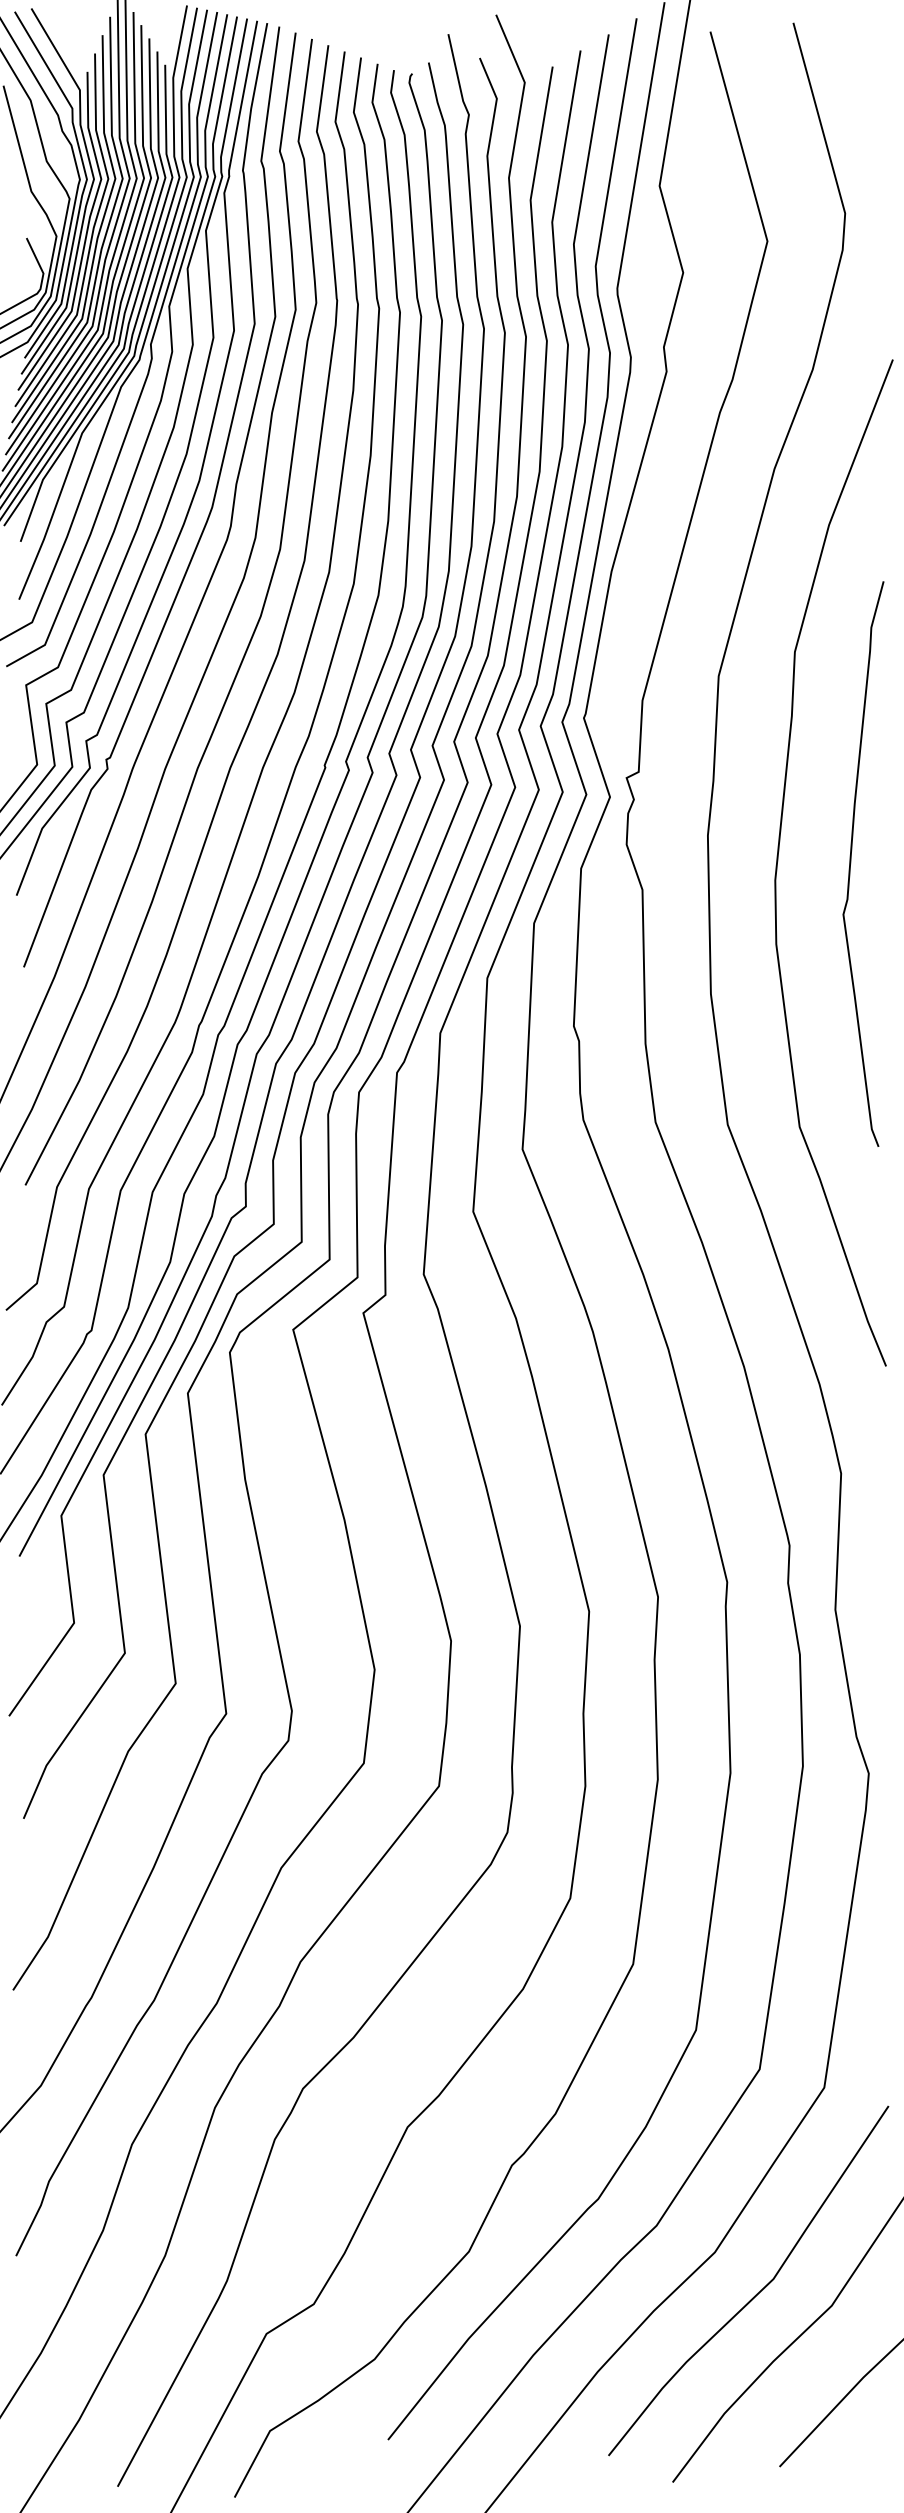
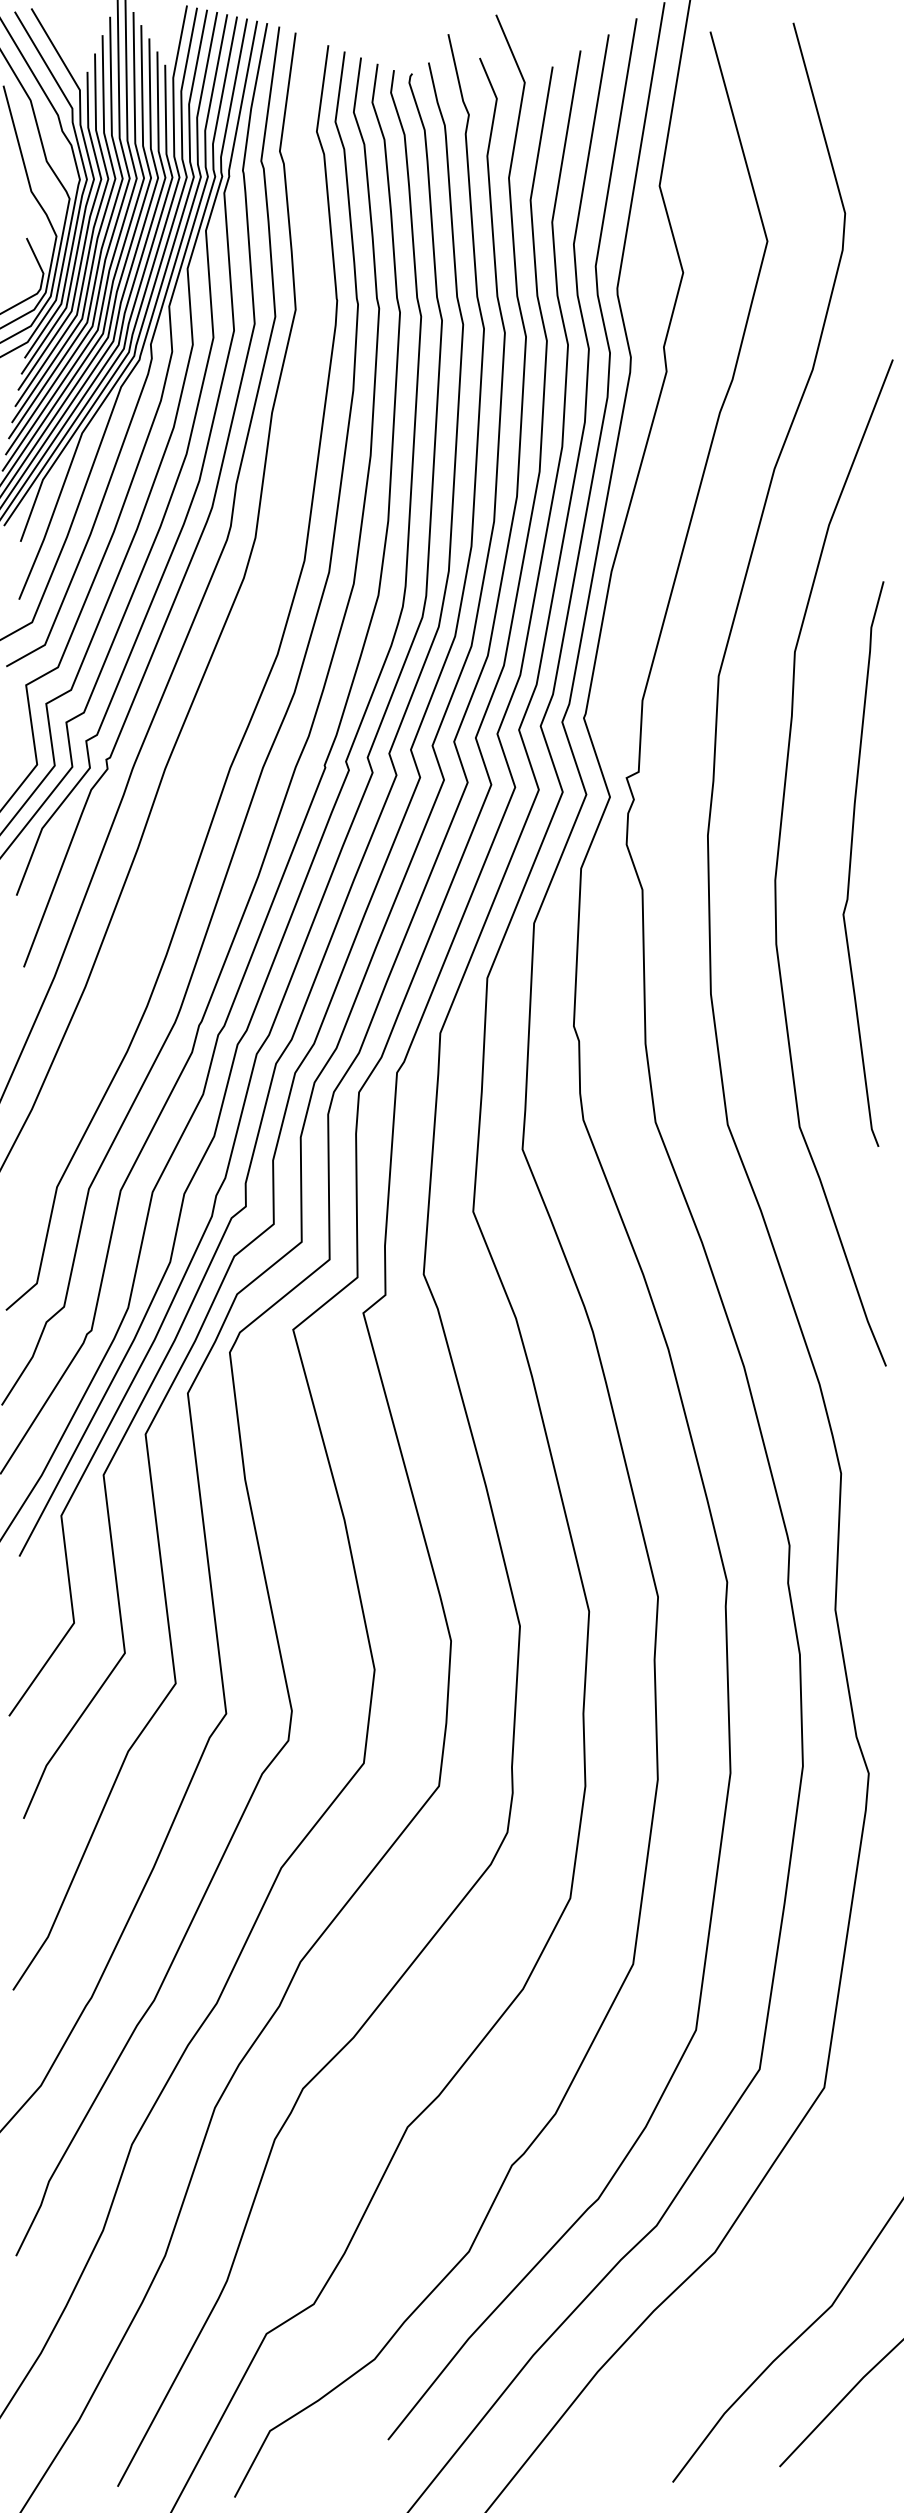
curve: present -> none (246, 647)
curve: present -> none (756, 2293)
